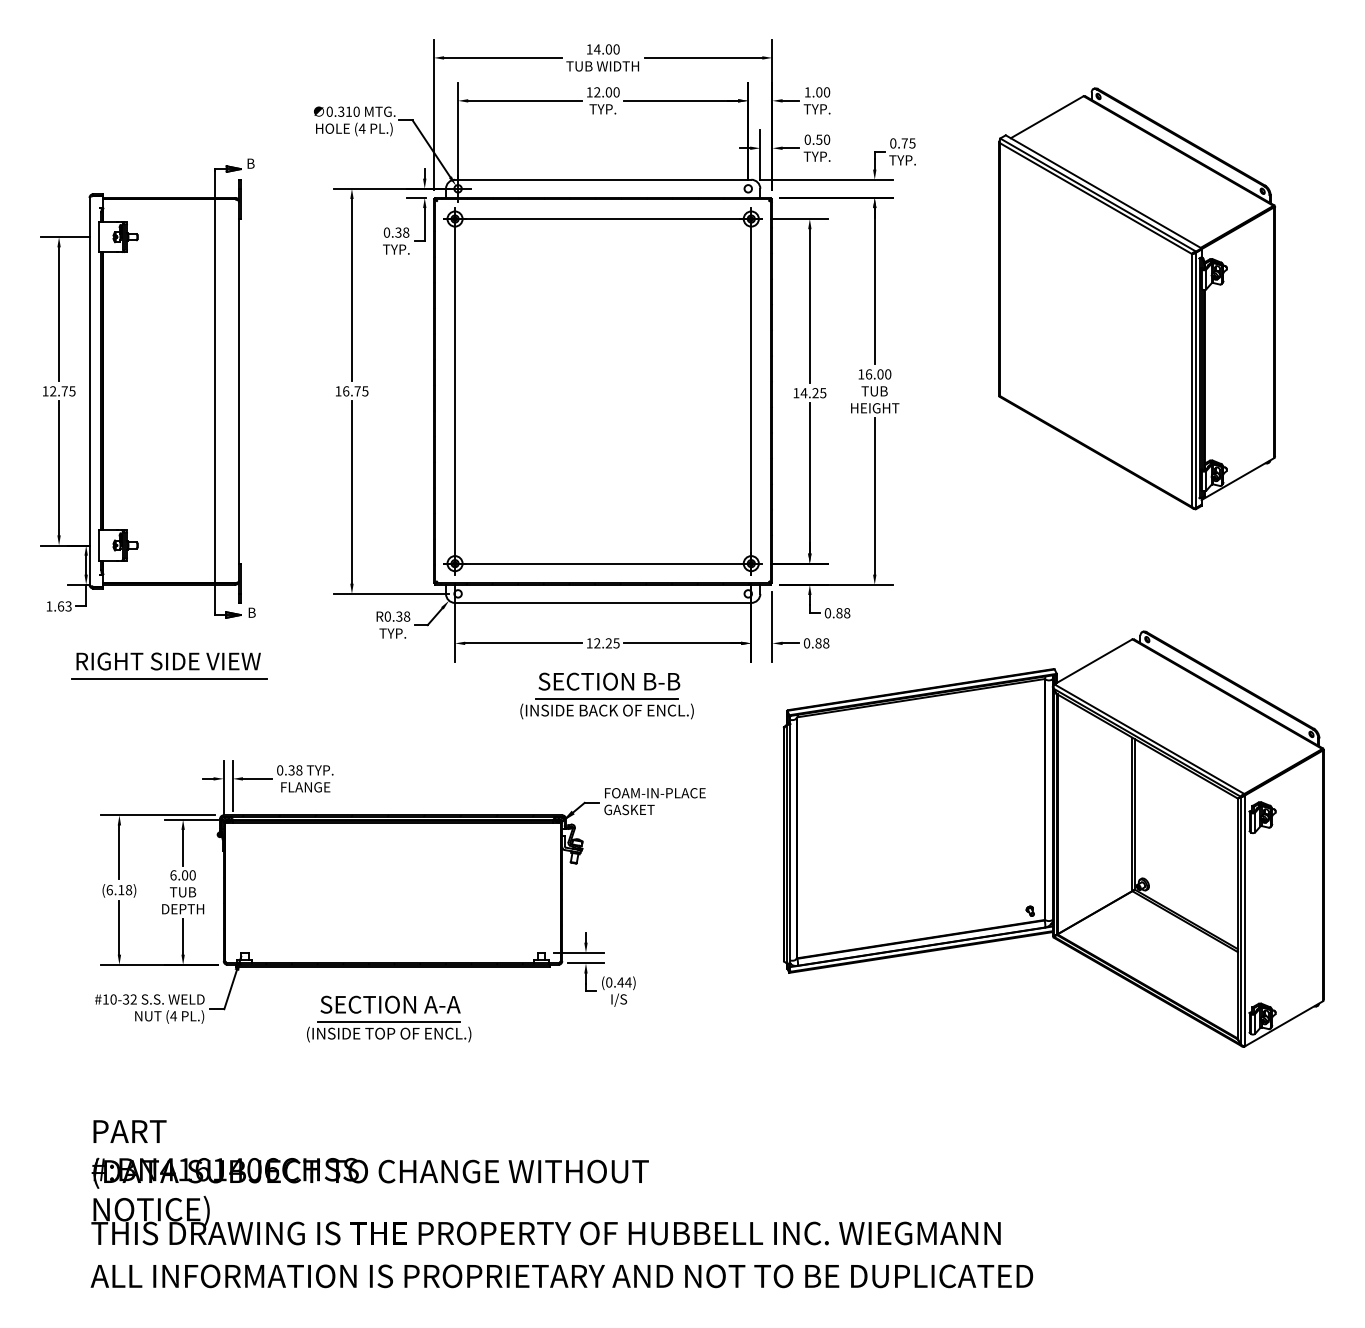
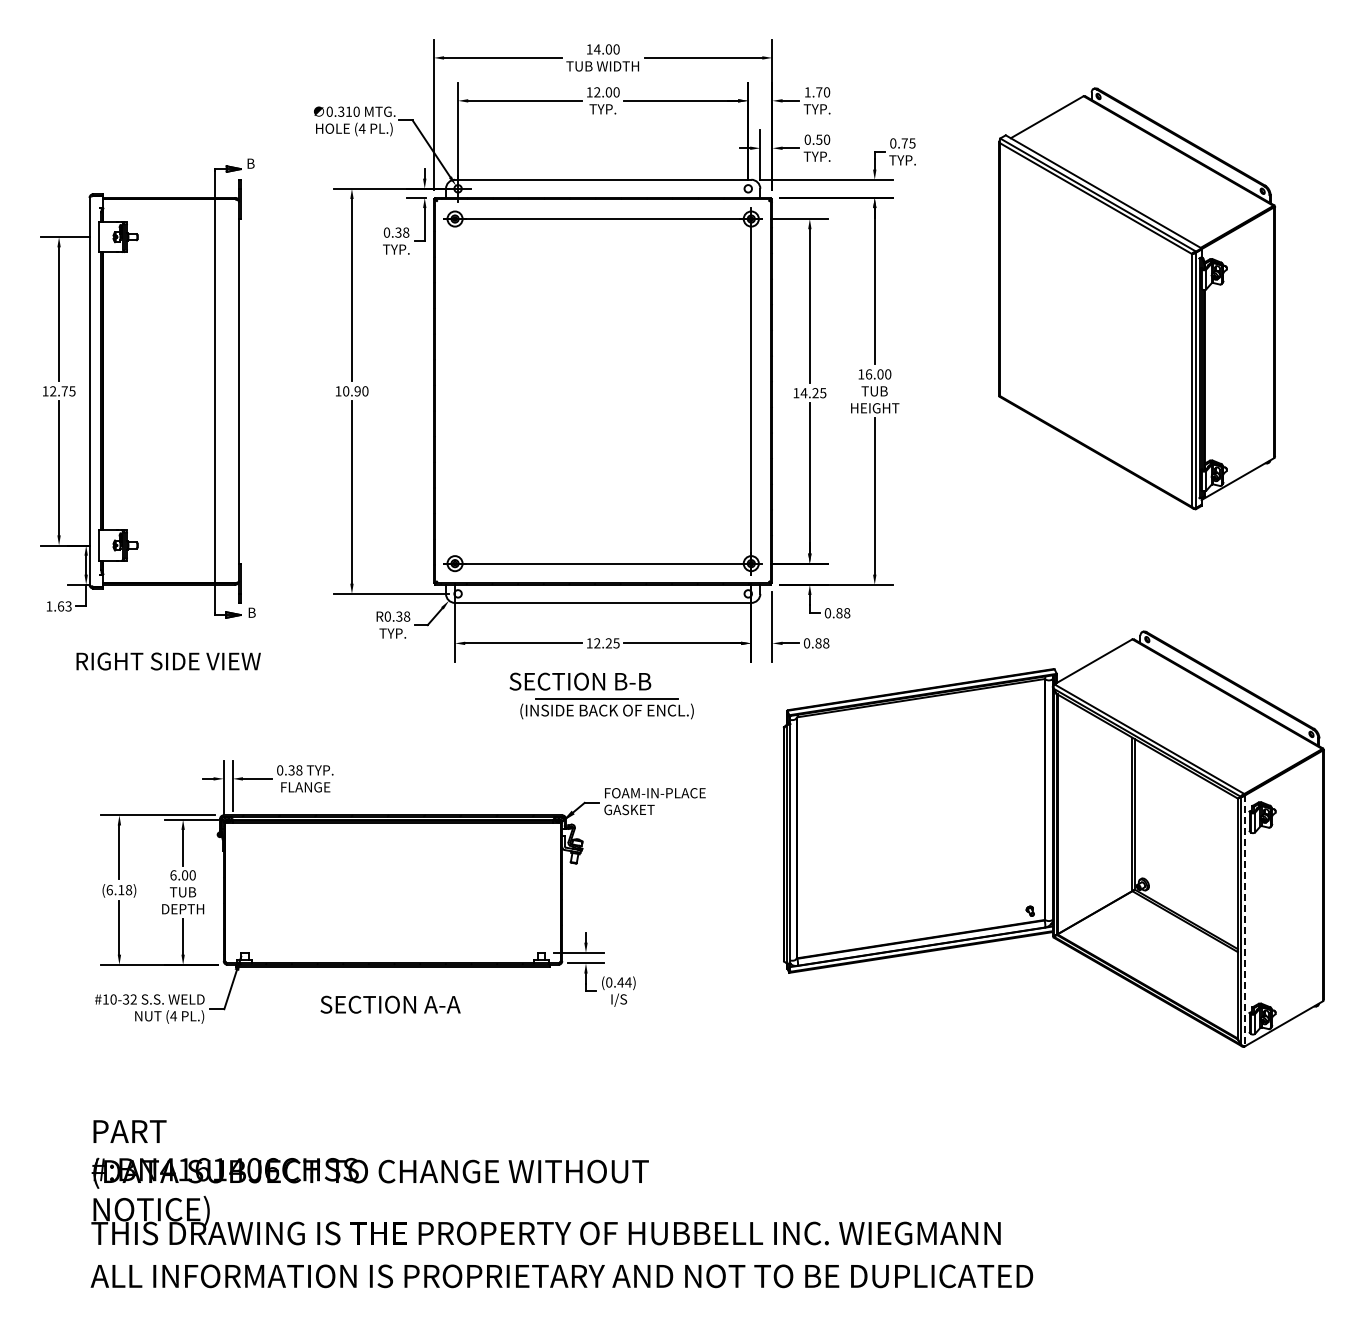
text: 1.00 -> 1.70 (819, 92)
text: 16.75 -> 10.90 (355, 391)
line: present -> none (455, 391)
line: present -> none (169, 679)
text position: (609, 681) -> (580, 681) (580, 681)
line: solid -> dashed (1245, 921)
part: present -> none (389, 1031)
